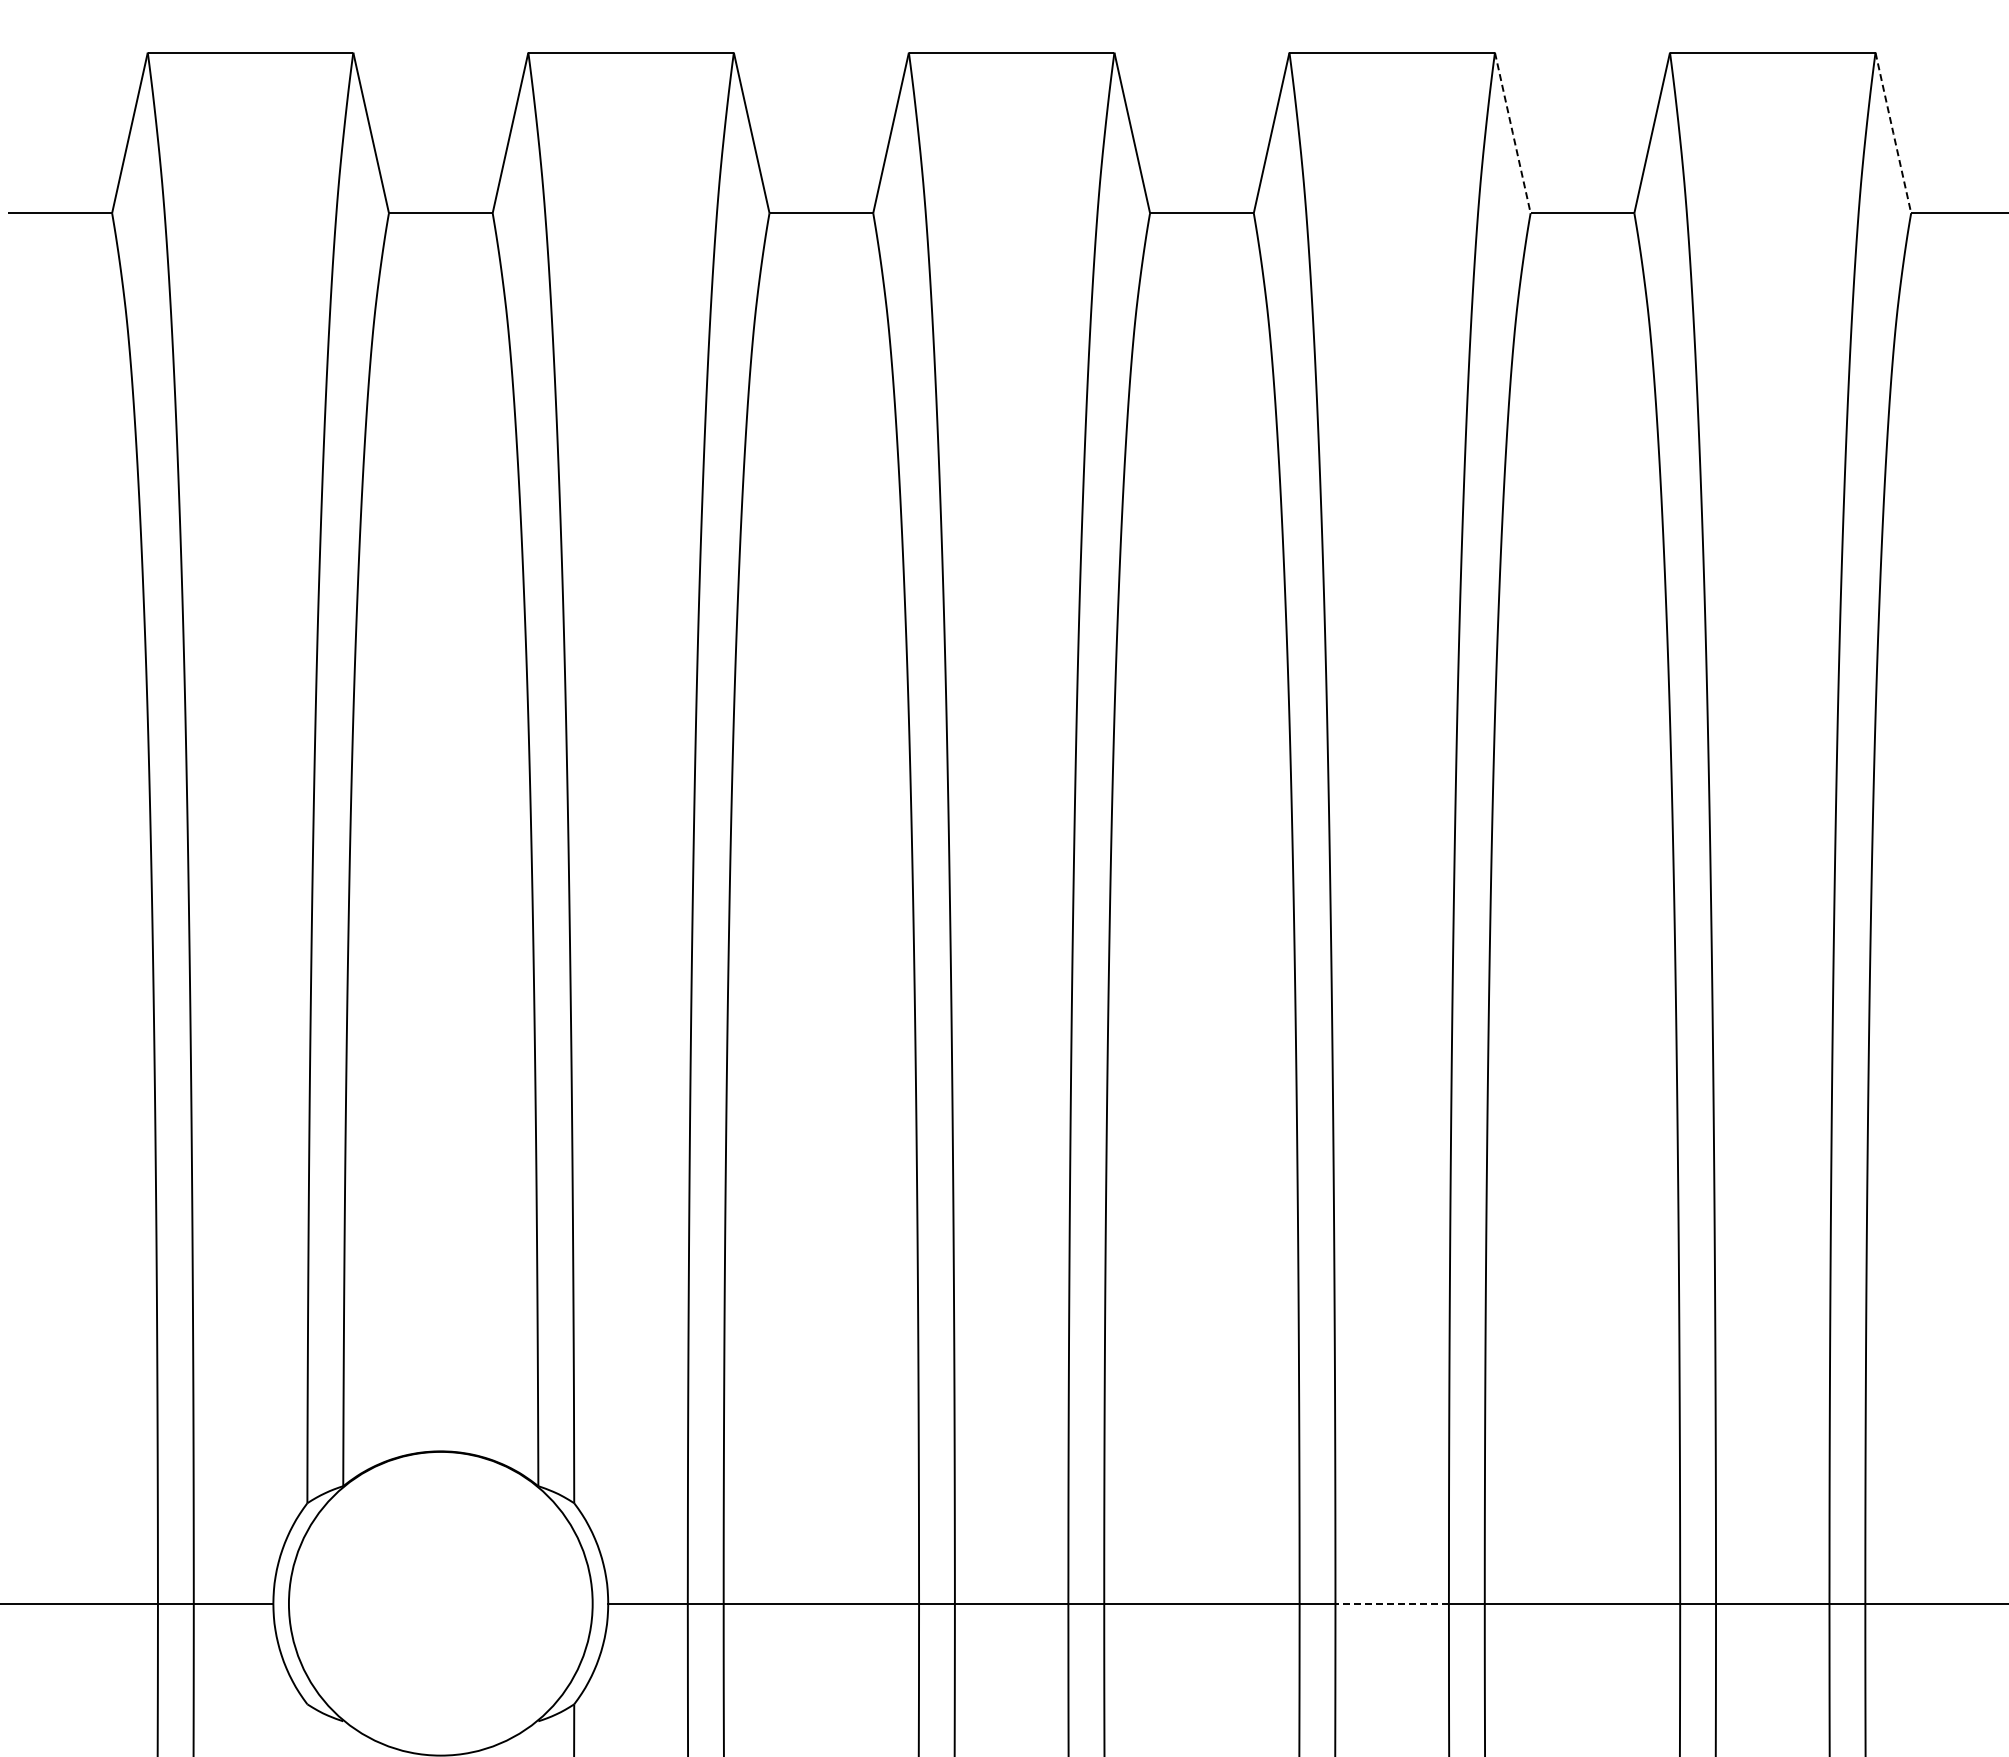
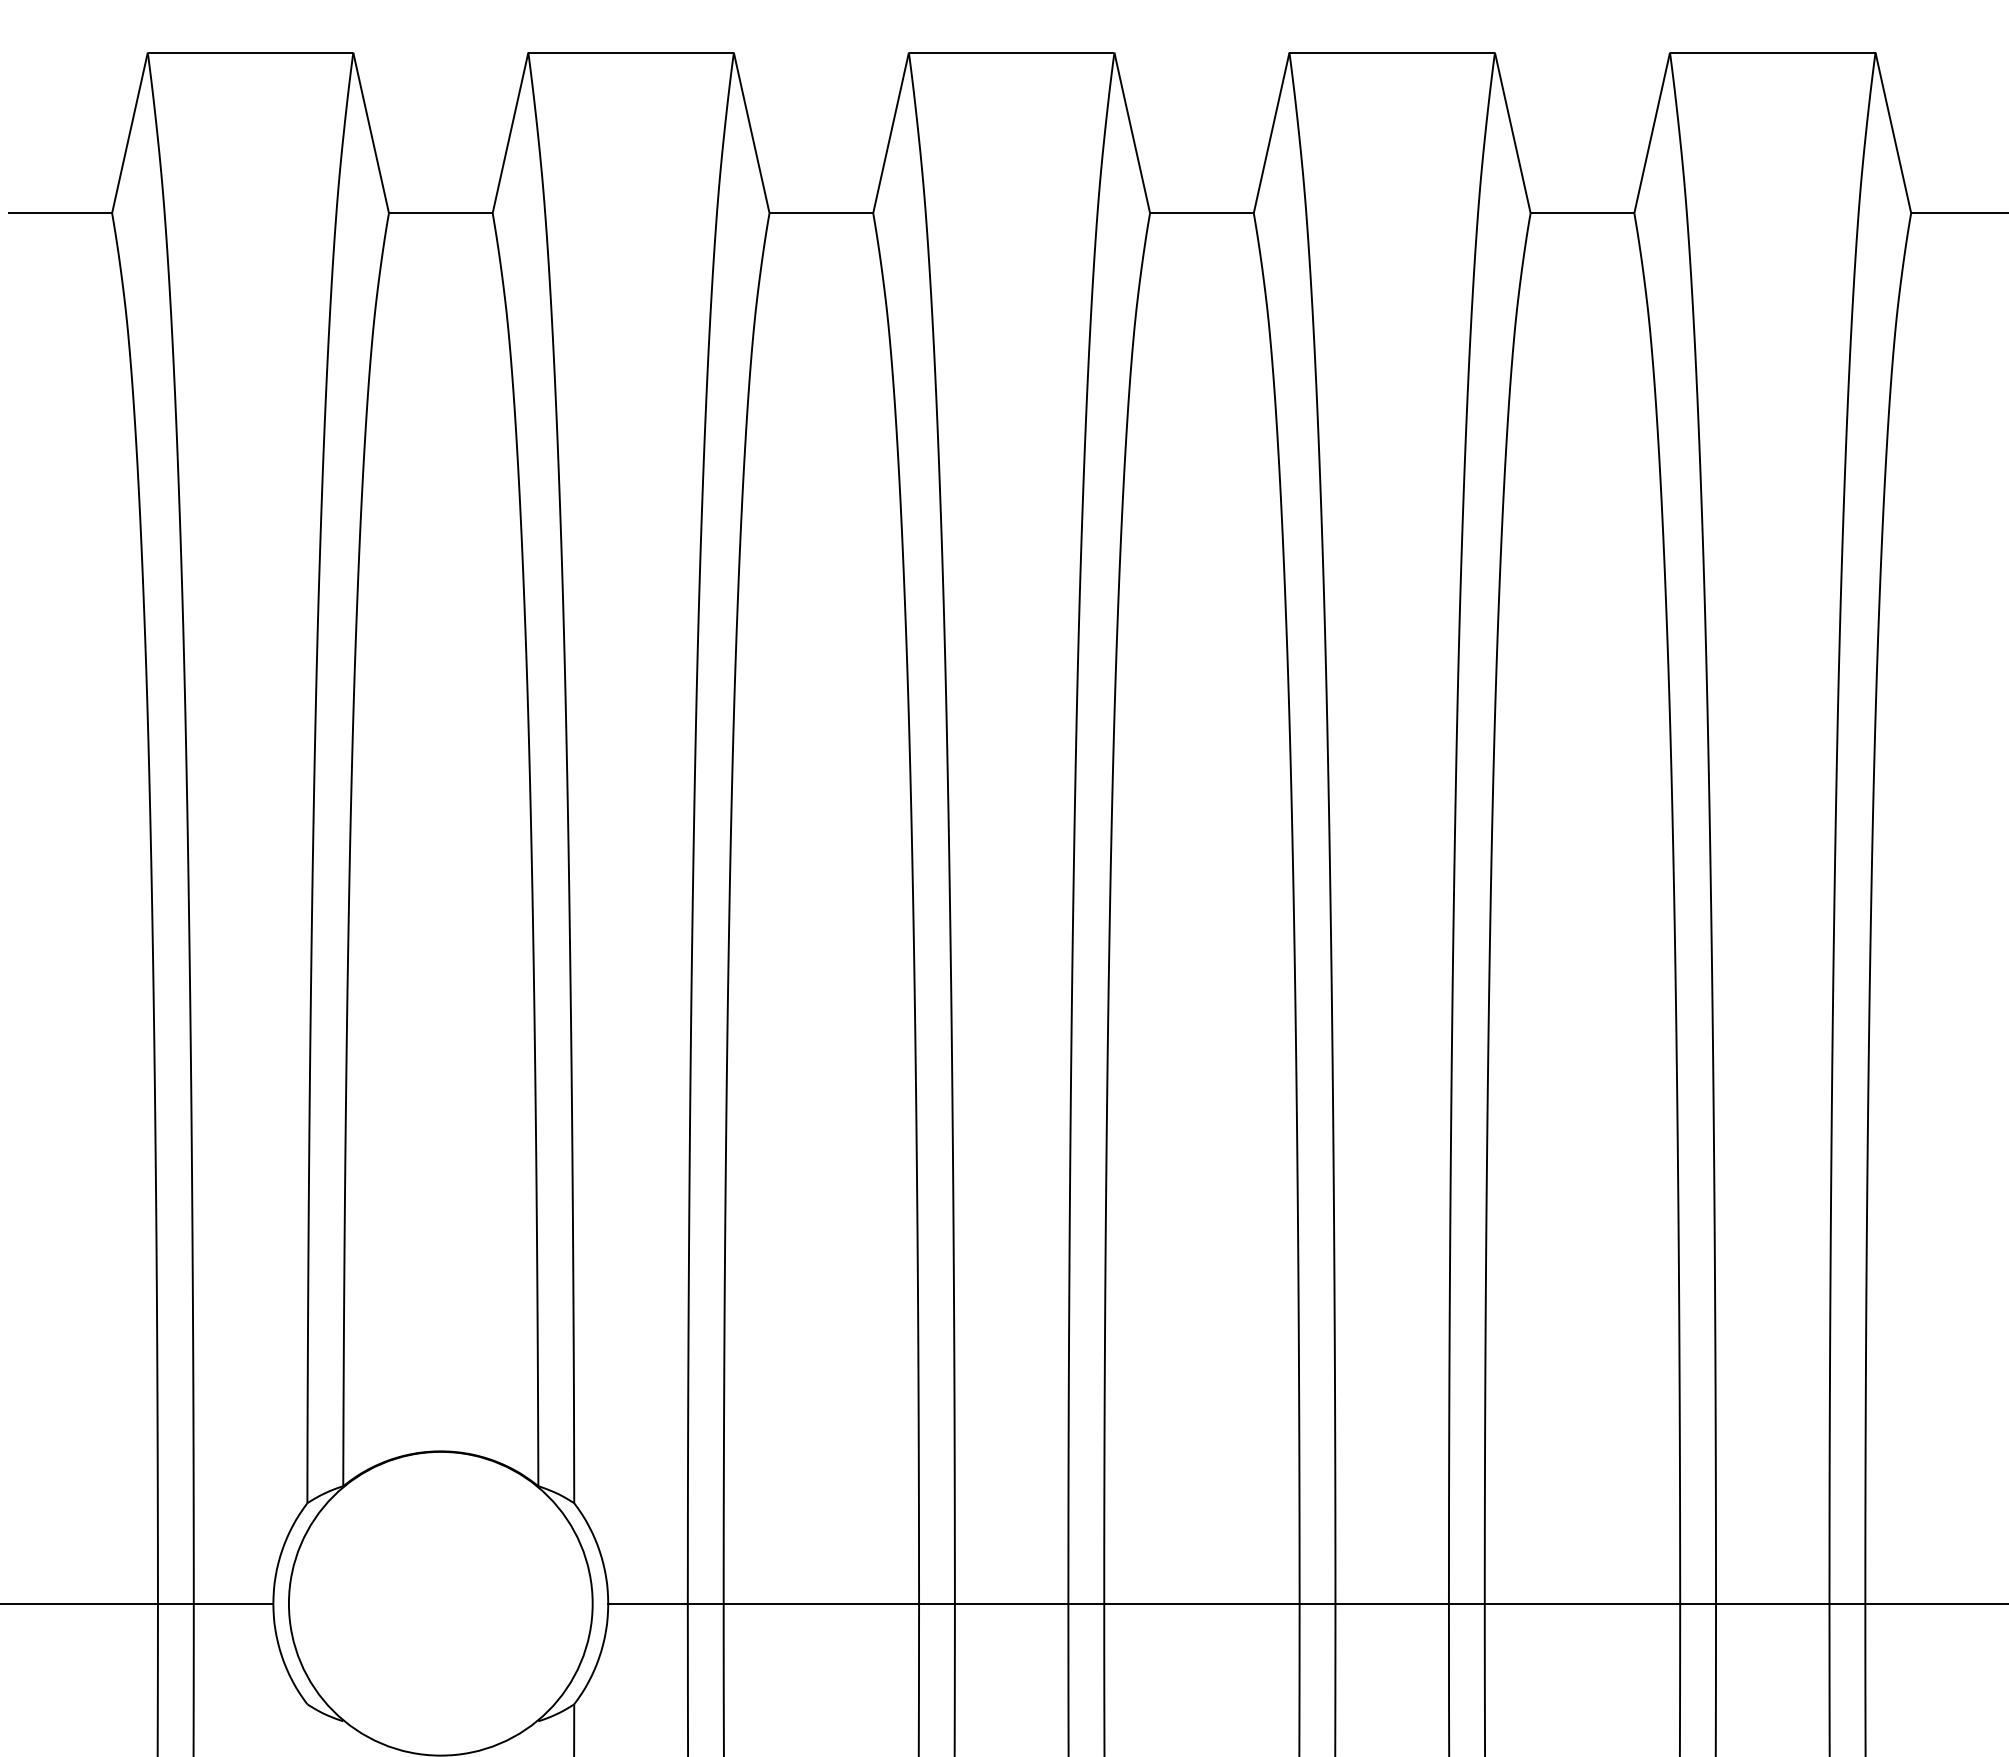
line: dashed -> solid (1512, 132)
line: dashed -> solid (1893, 132)
line: dashed -> solid (1392, 1603)
